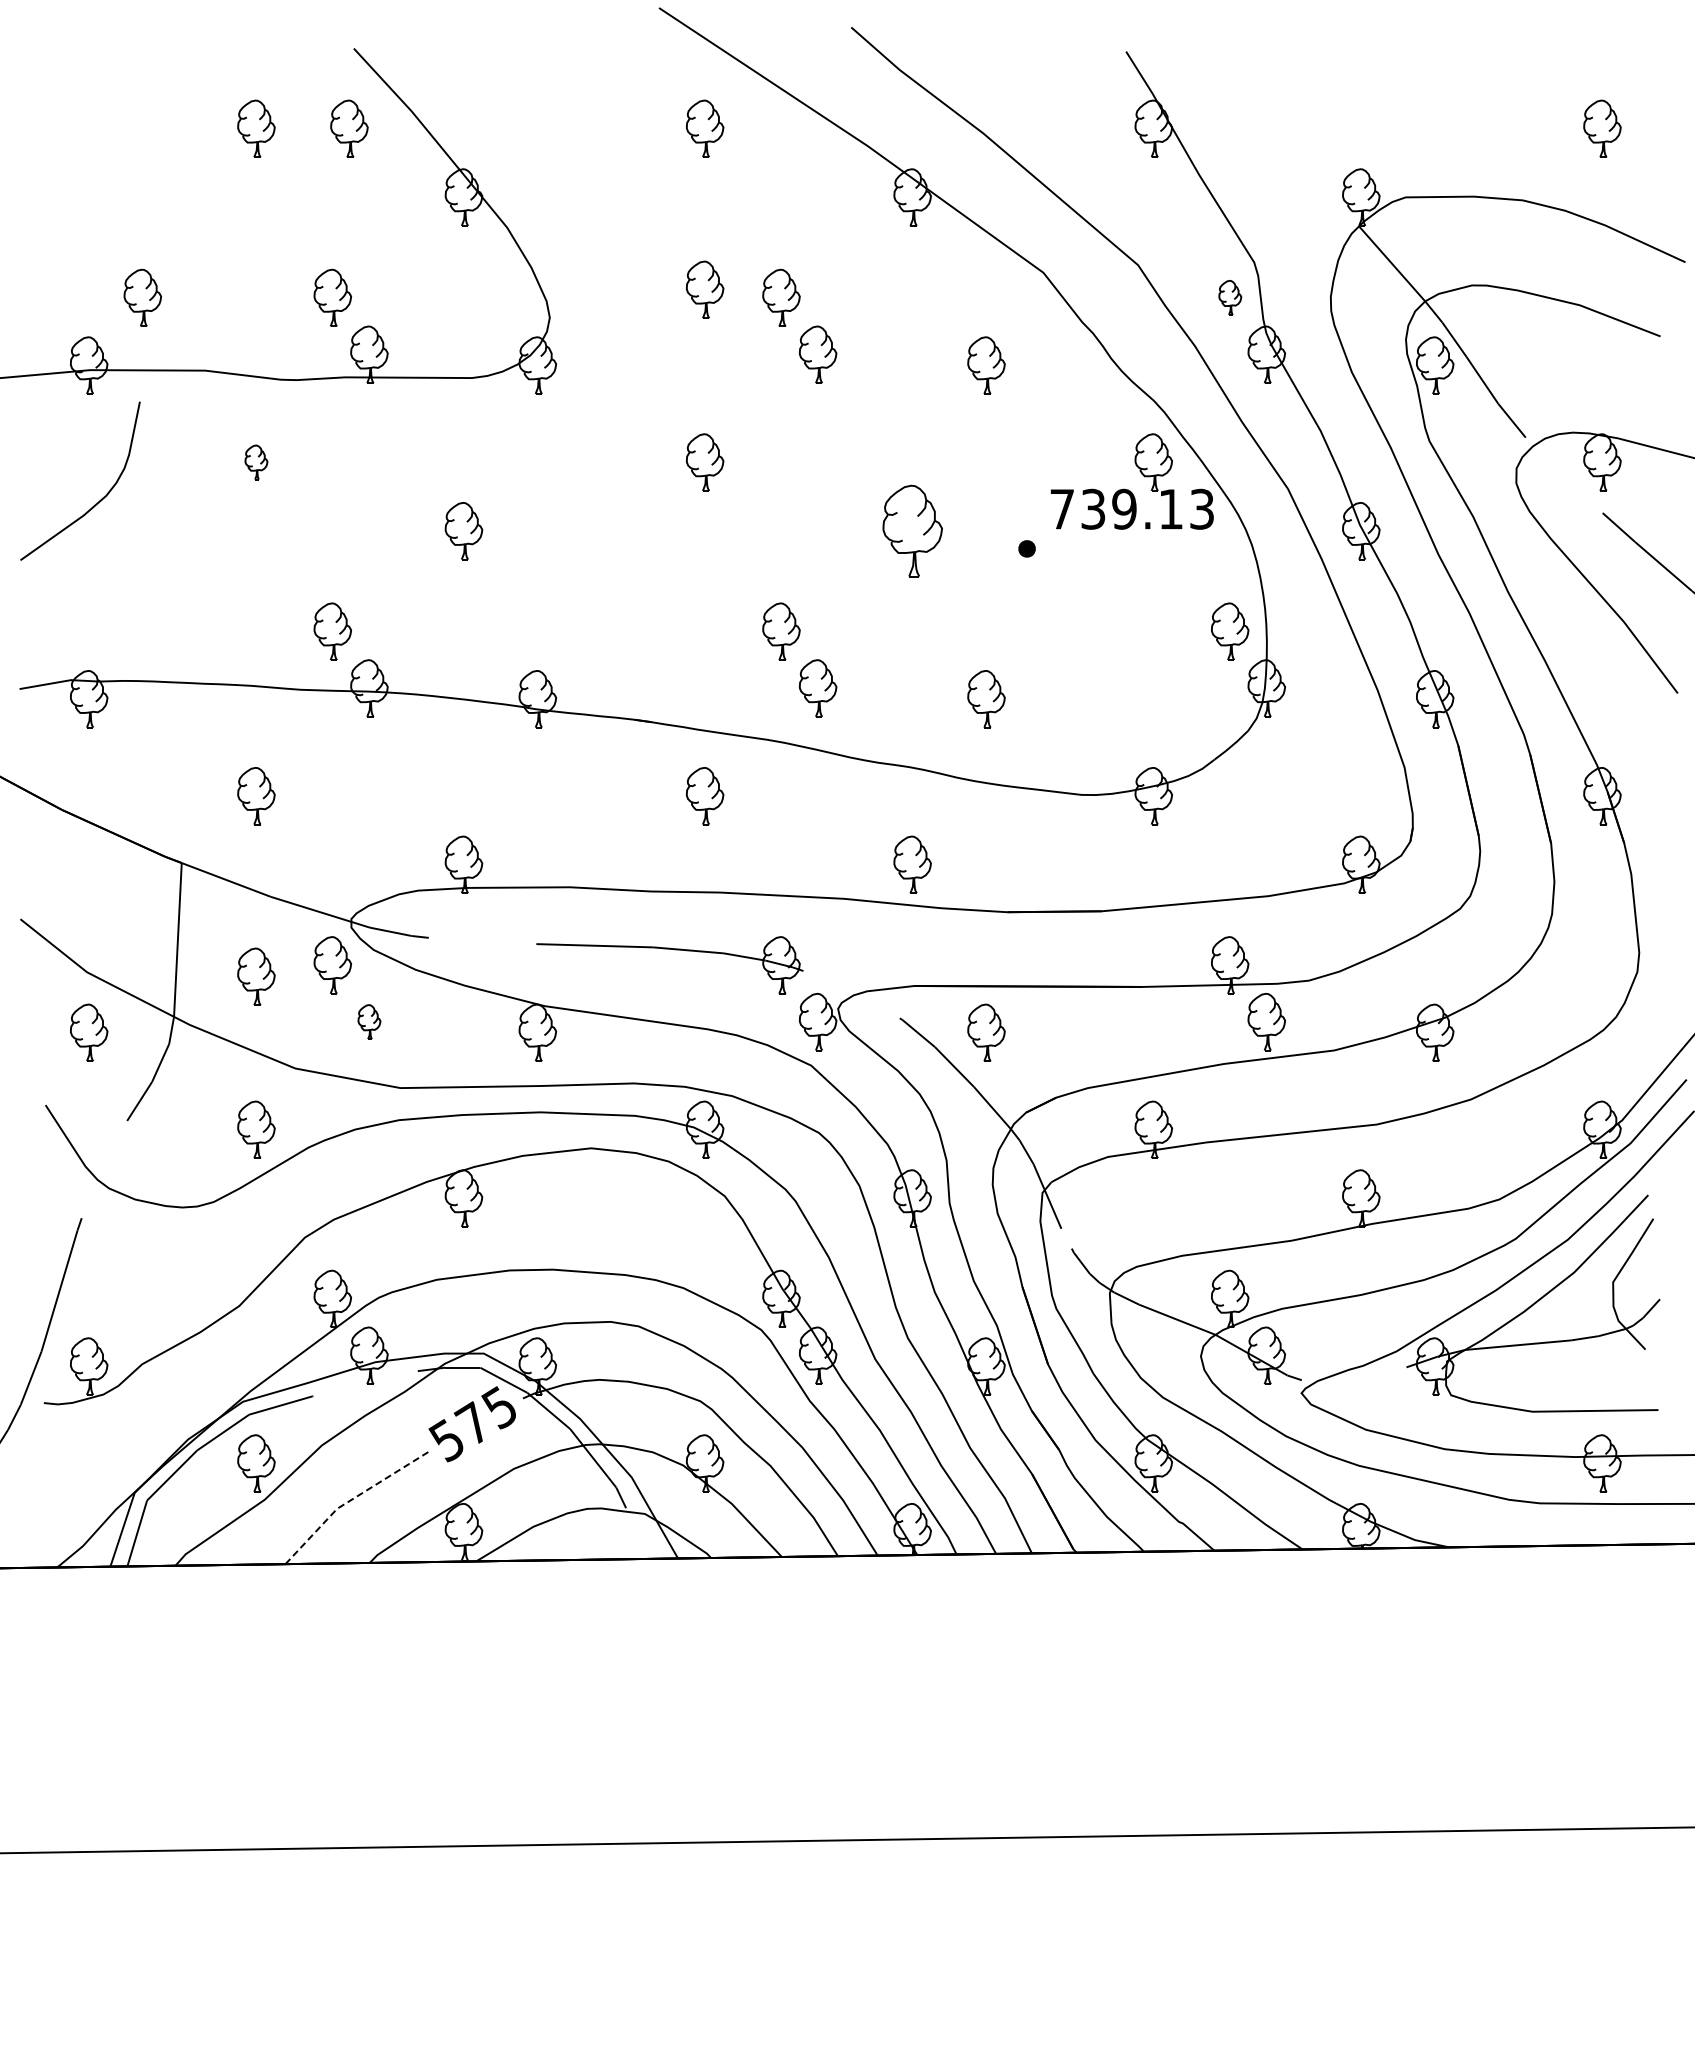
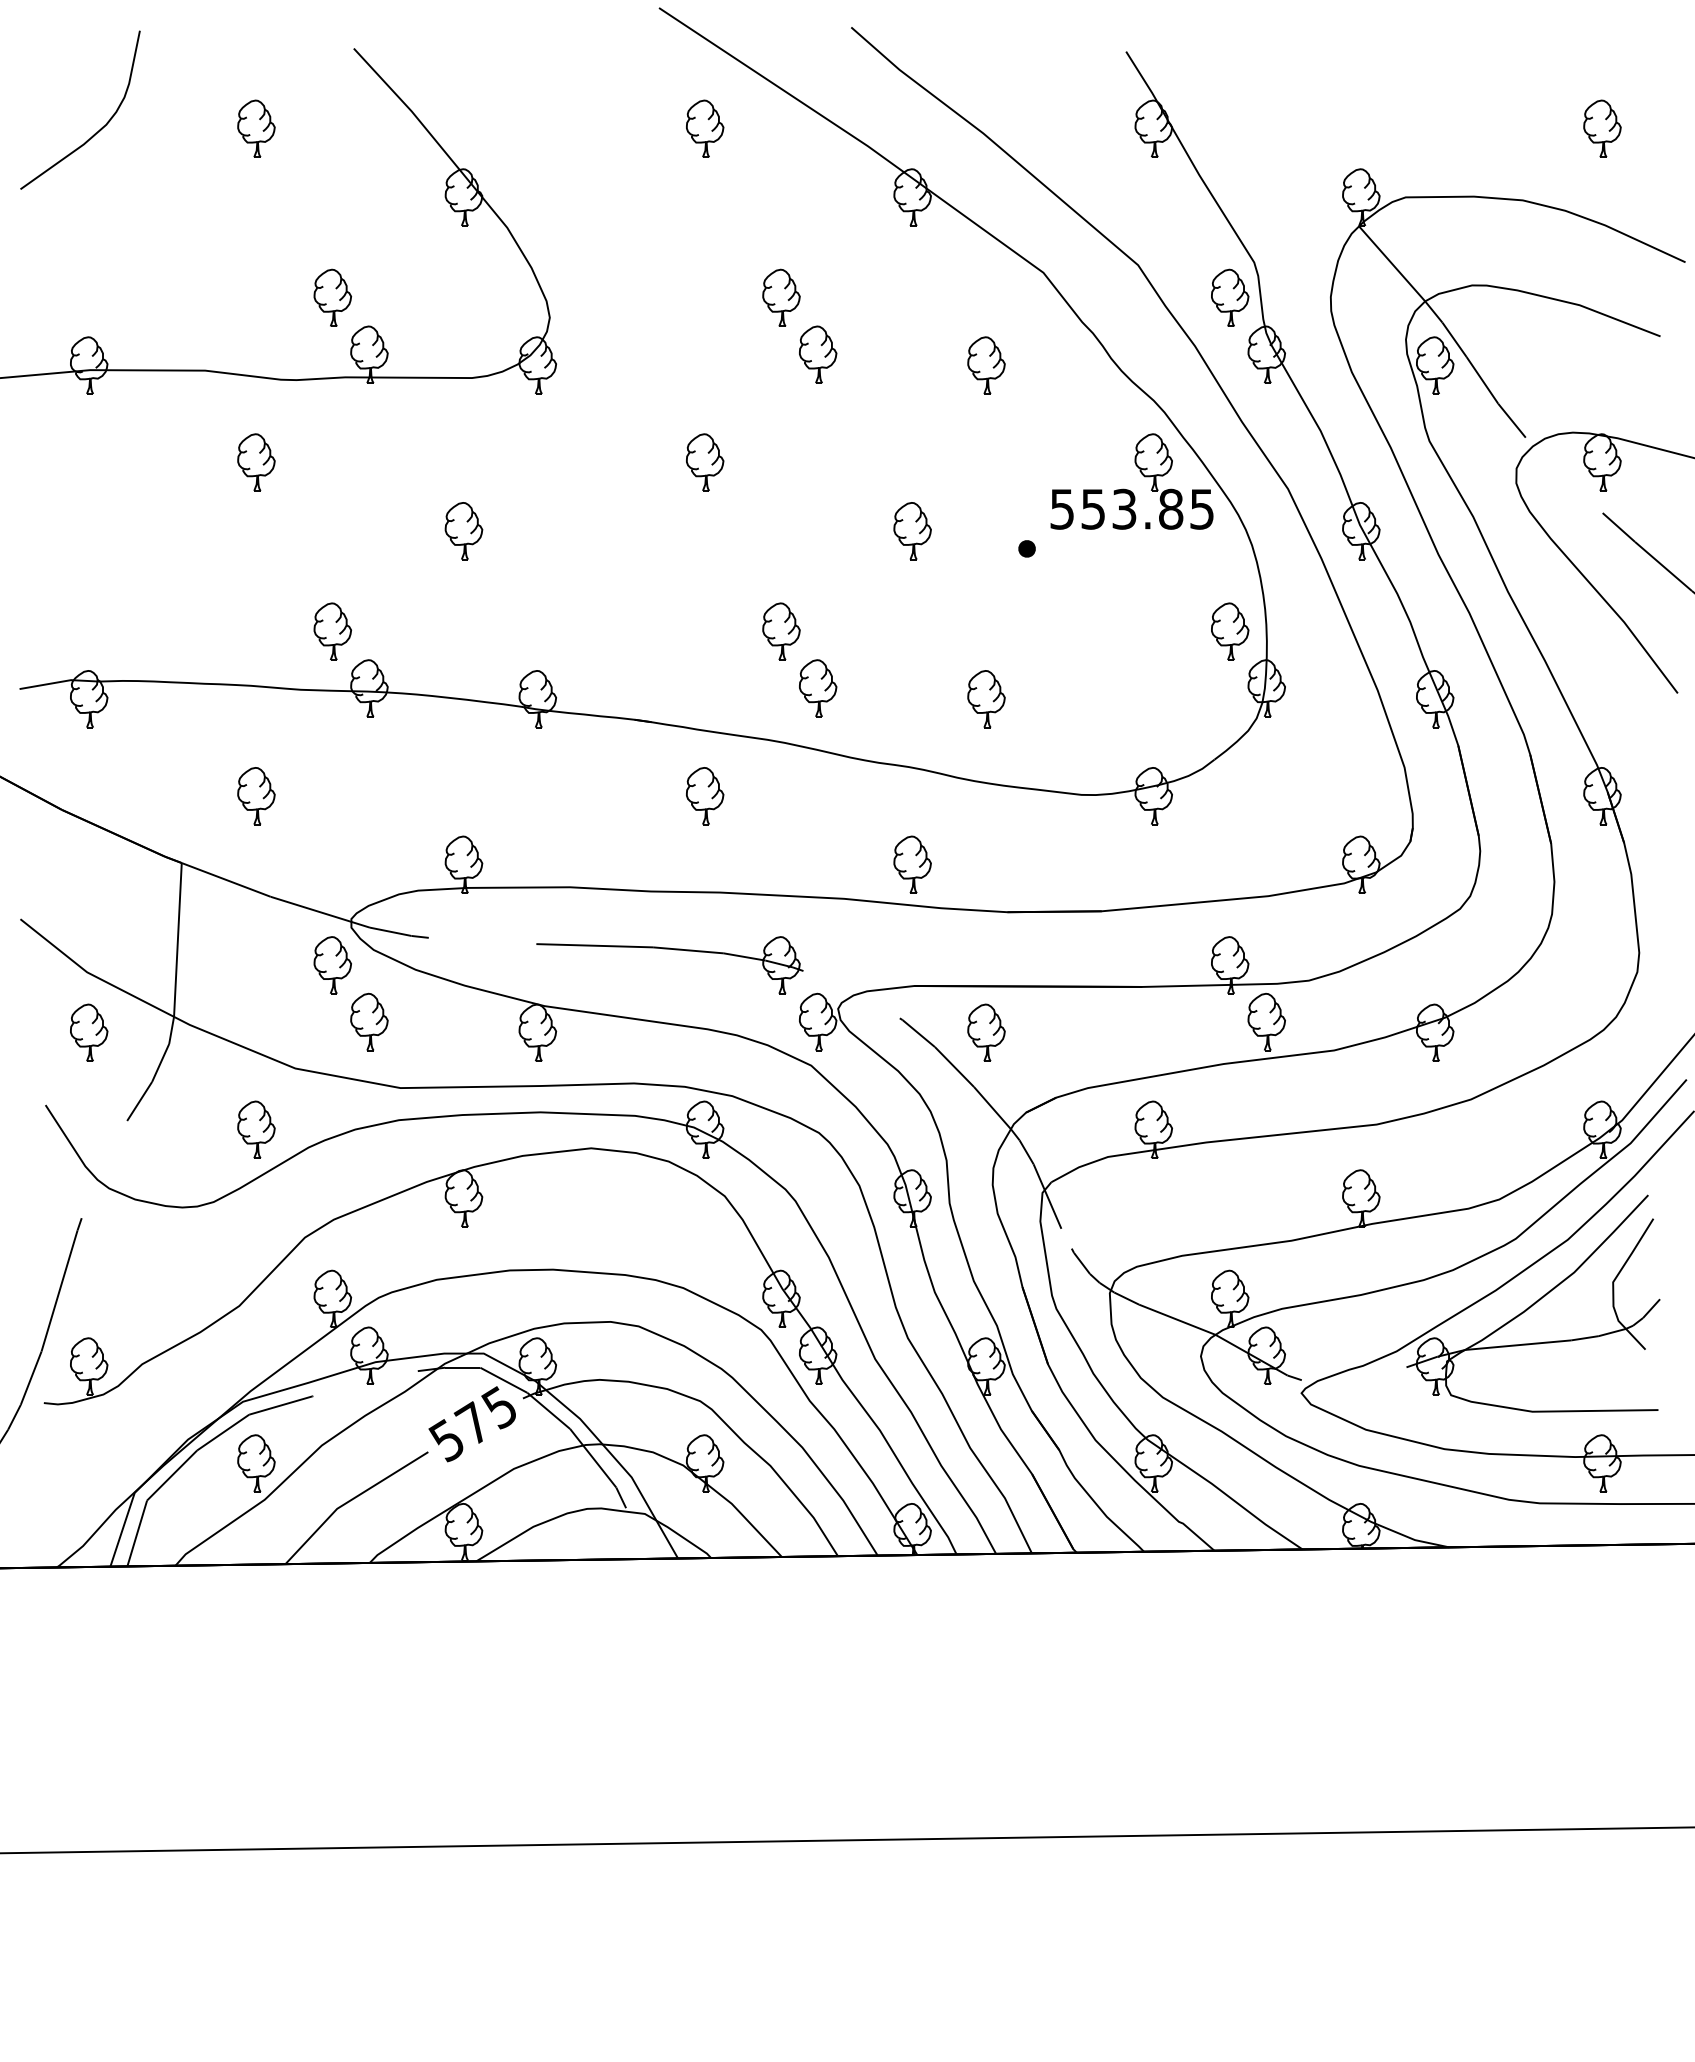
part: present -> none (349, 128)
part: present -> none (705, 289)
part: present -> none (142, 297)
part size: 25x36 px -> 39x59 px (1230, 297)
part size: 25x37 px -> 39x59 px (256, 462)
curve position: (100, 499) -> (100, 128) (100, 128)
text: 739.13 -> 553.85 (1131, 508)
part size: 61x94 px -> 39x59 px (912, 531)
part: present -> none (256, 976)
part size: 25x36 px -> 39x60 px (369, 1021)
line: dashed -> solid (349, 1500)
